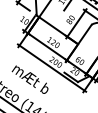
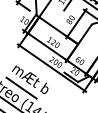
line: none -> present (21, 87)
